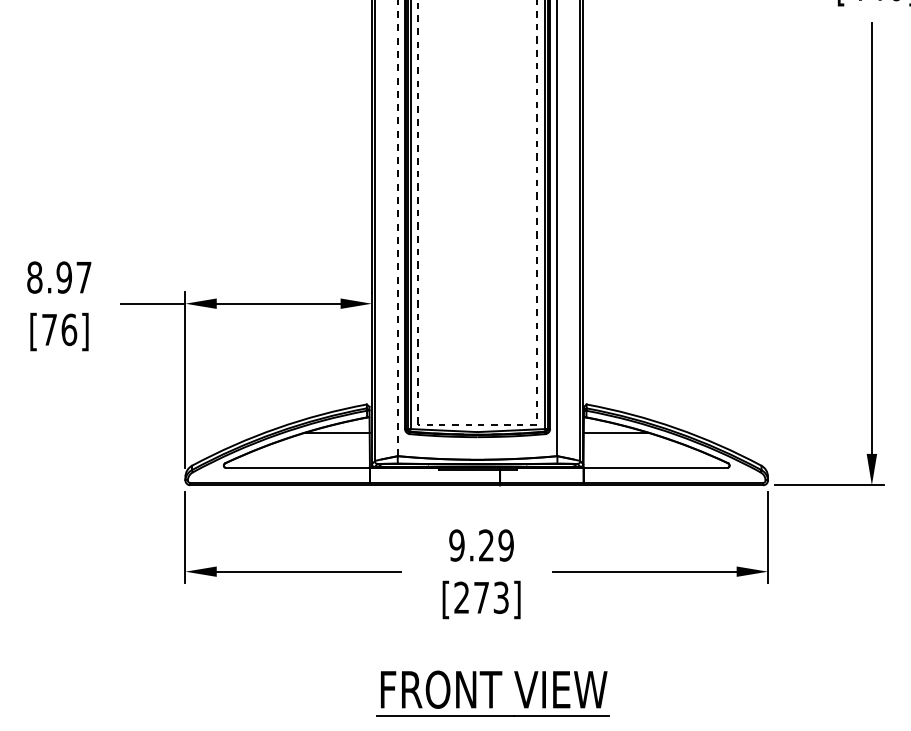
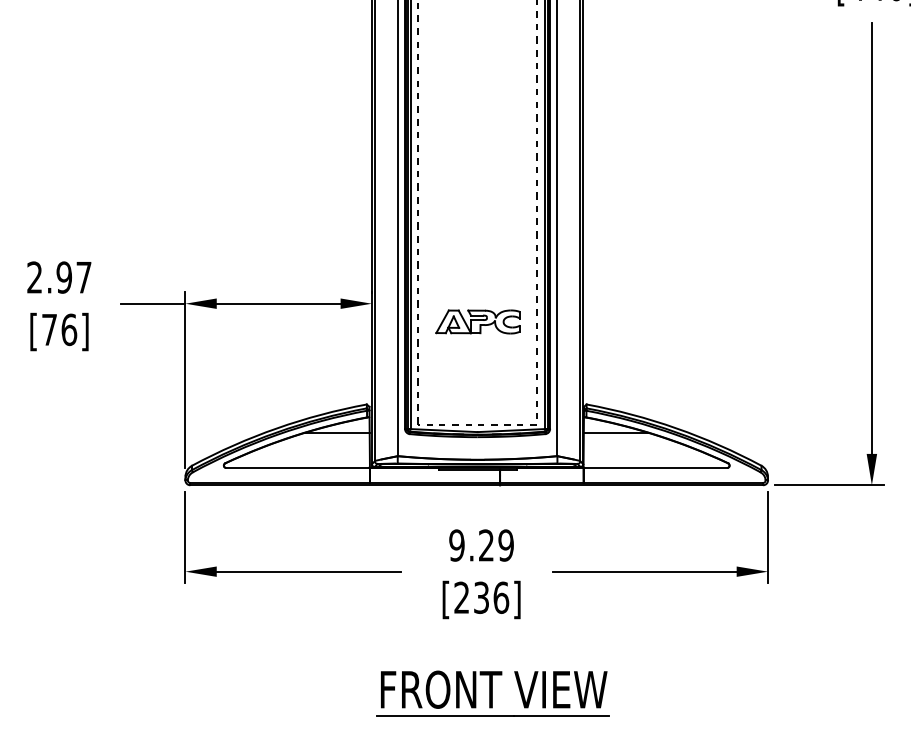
line: dashed -> solid (397, 228)
text: 8.97 -> 2.97 (34, 277)
part: none -> present (477, 321)
text: [273] -> [236] (491, 597)
